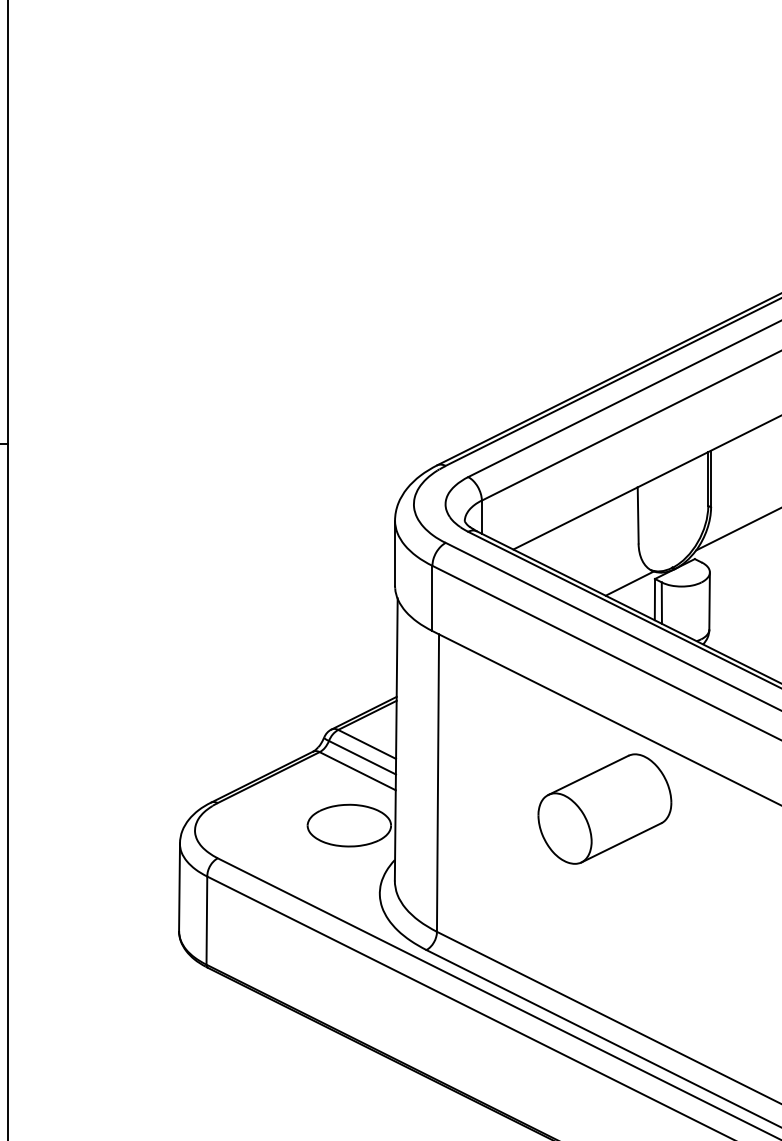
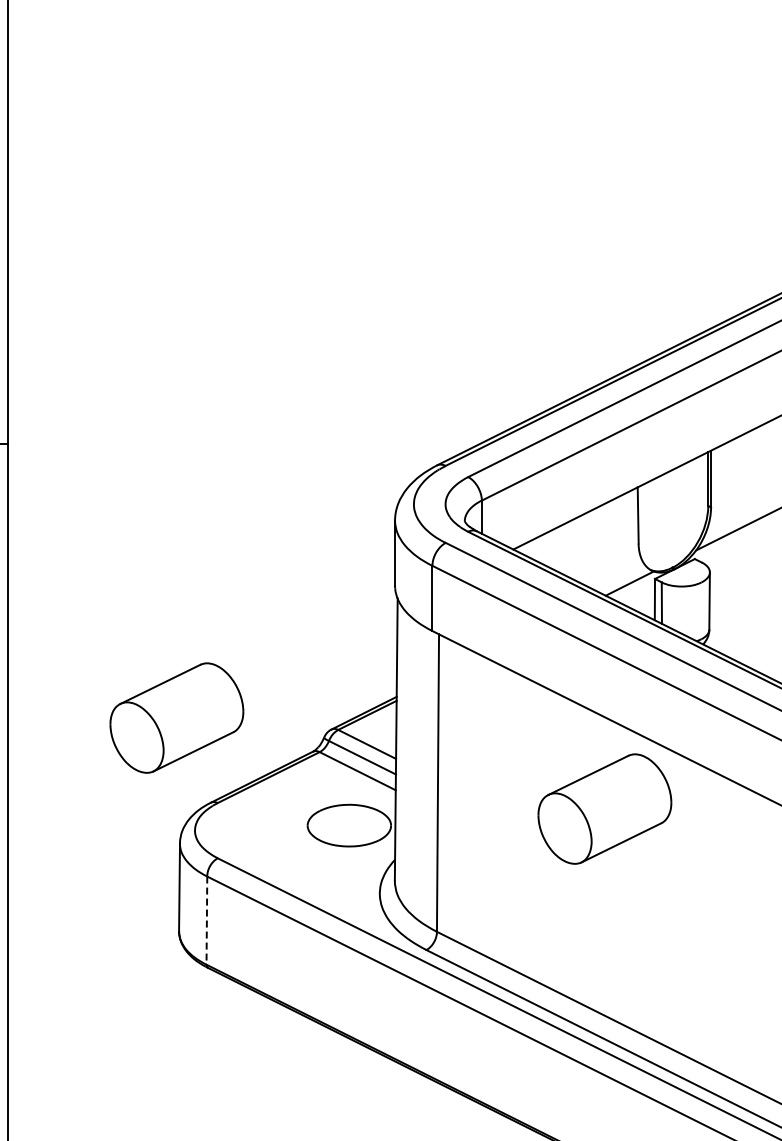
part: none -> present (176, 717)
line: solid -> dashed (206, 921)
